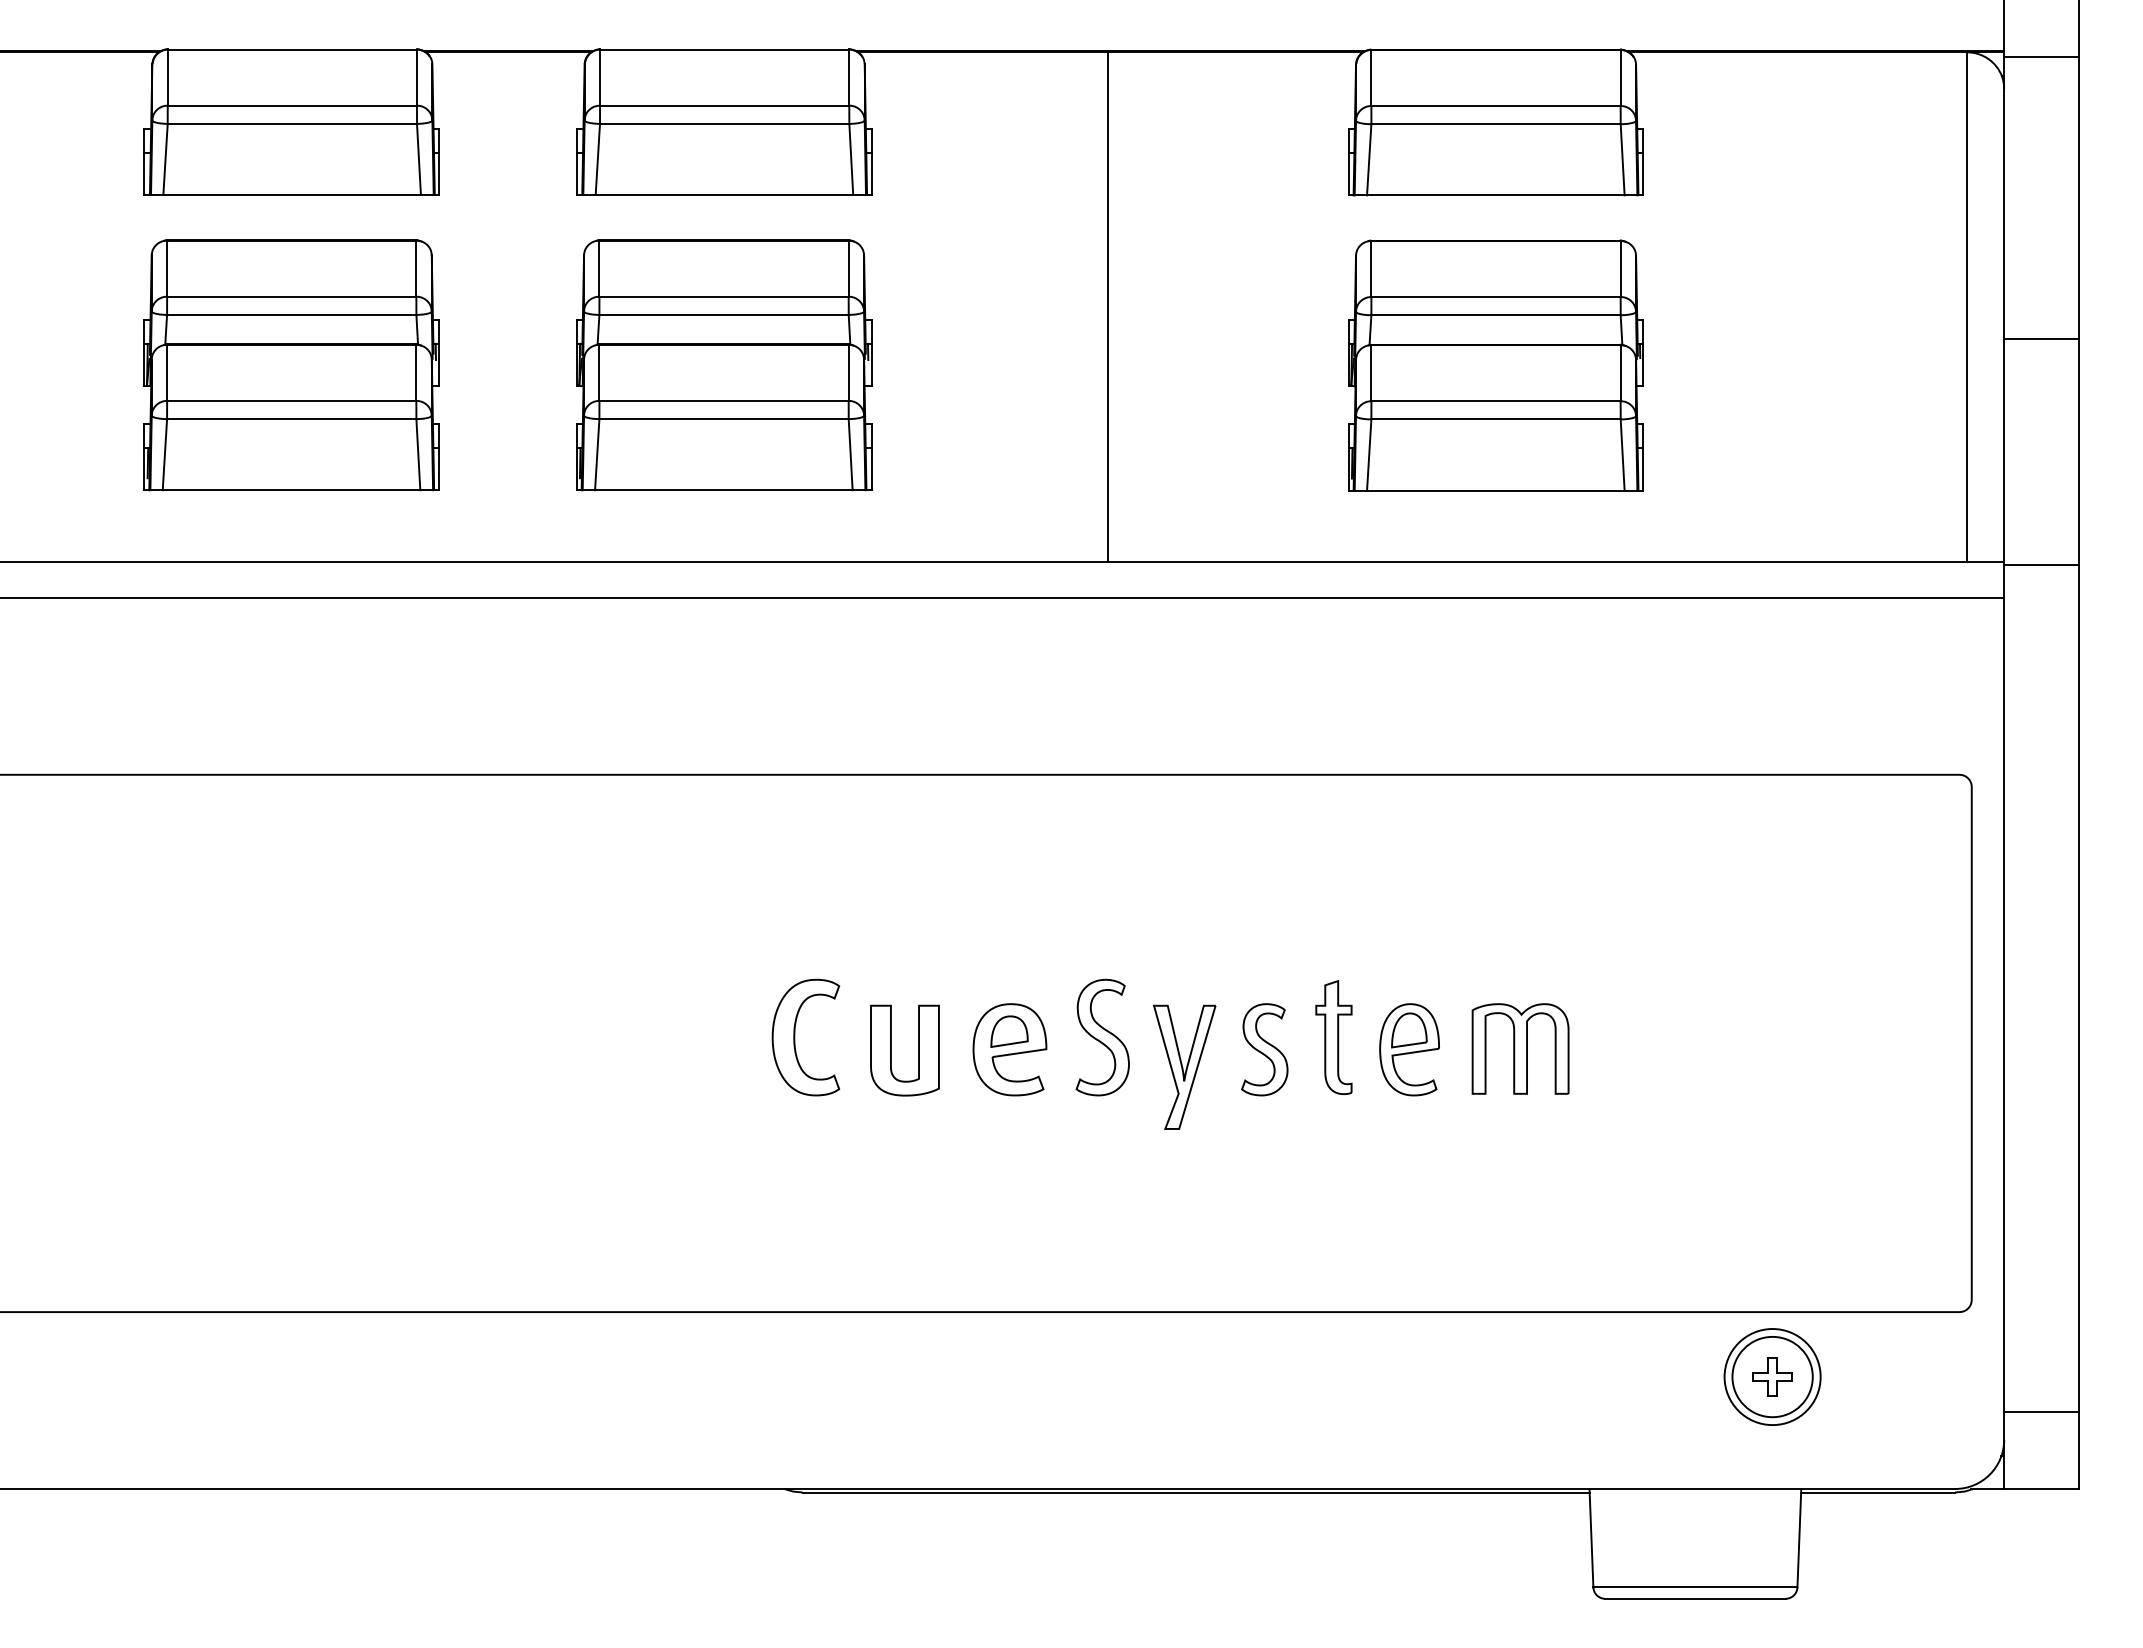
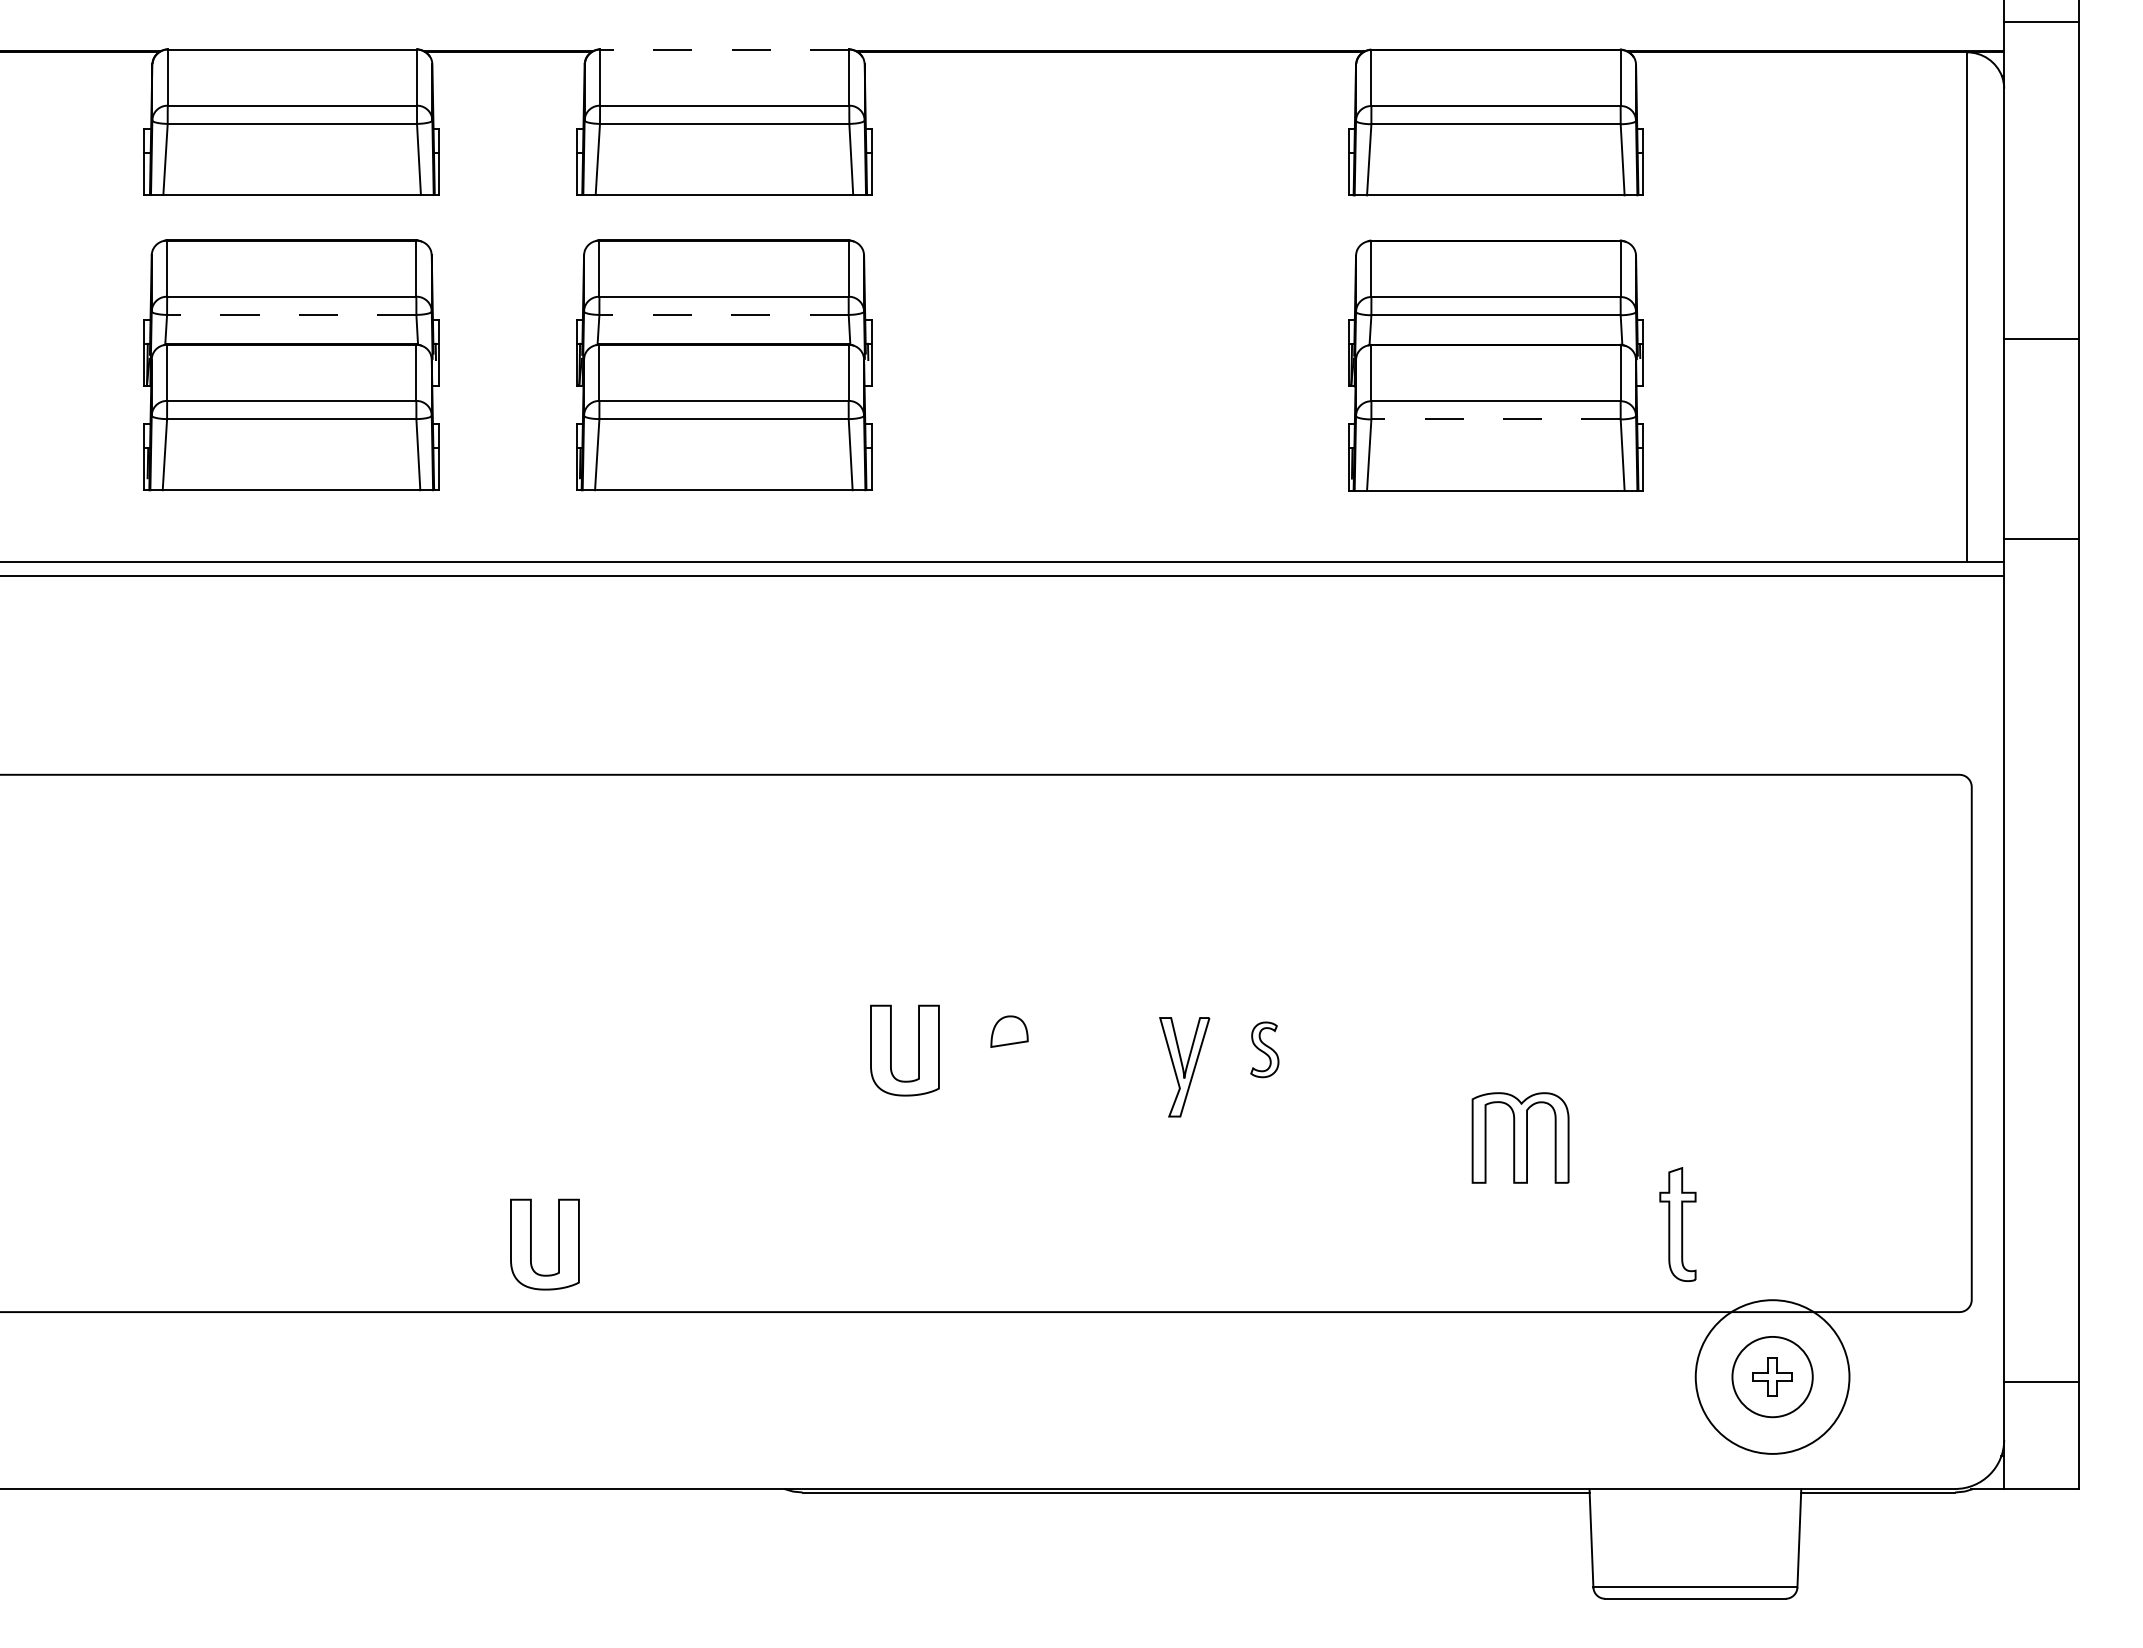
line: solid -> dashed (724, 49)
line position: (2041, 56) -> (2041, 21) (2041, 21)
line: present -> none (1108, 306)
line: solid -> dashed (291, 314)
line: solid -> dashed (724, 314)
line: solid -> dashed (1496, 419)
line position: (2041, 565) -> (2041, 539) (2041, 539)
line position: (1003, 597) -> (1003, 575) (1003, 575)
part: present -> none (795, 1037)
part: present -> none (1102, 1037)
part position: (1333, 1037) -> (1677, 1224) (1677, 1224)
part position: (1520, 1048) -> (1520, 1137) (1520, 1137)
part: present -> none (1009, 1049)
part size: 48x94 px -> 30x58 px (1264, 1049)
part: present -> none (1409, 1049)
part size: 64x126 px -> 52x101 px (1184, 1067)
part: none -> present (531, 1244)
circle diameter: 96 px -> 154 px (1772, 1376)
line position: (2041, 1411) -> (2041, 1381) (2041, 1381)
